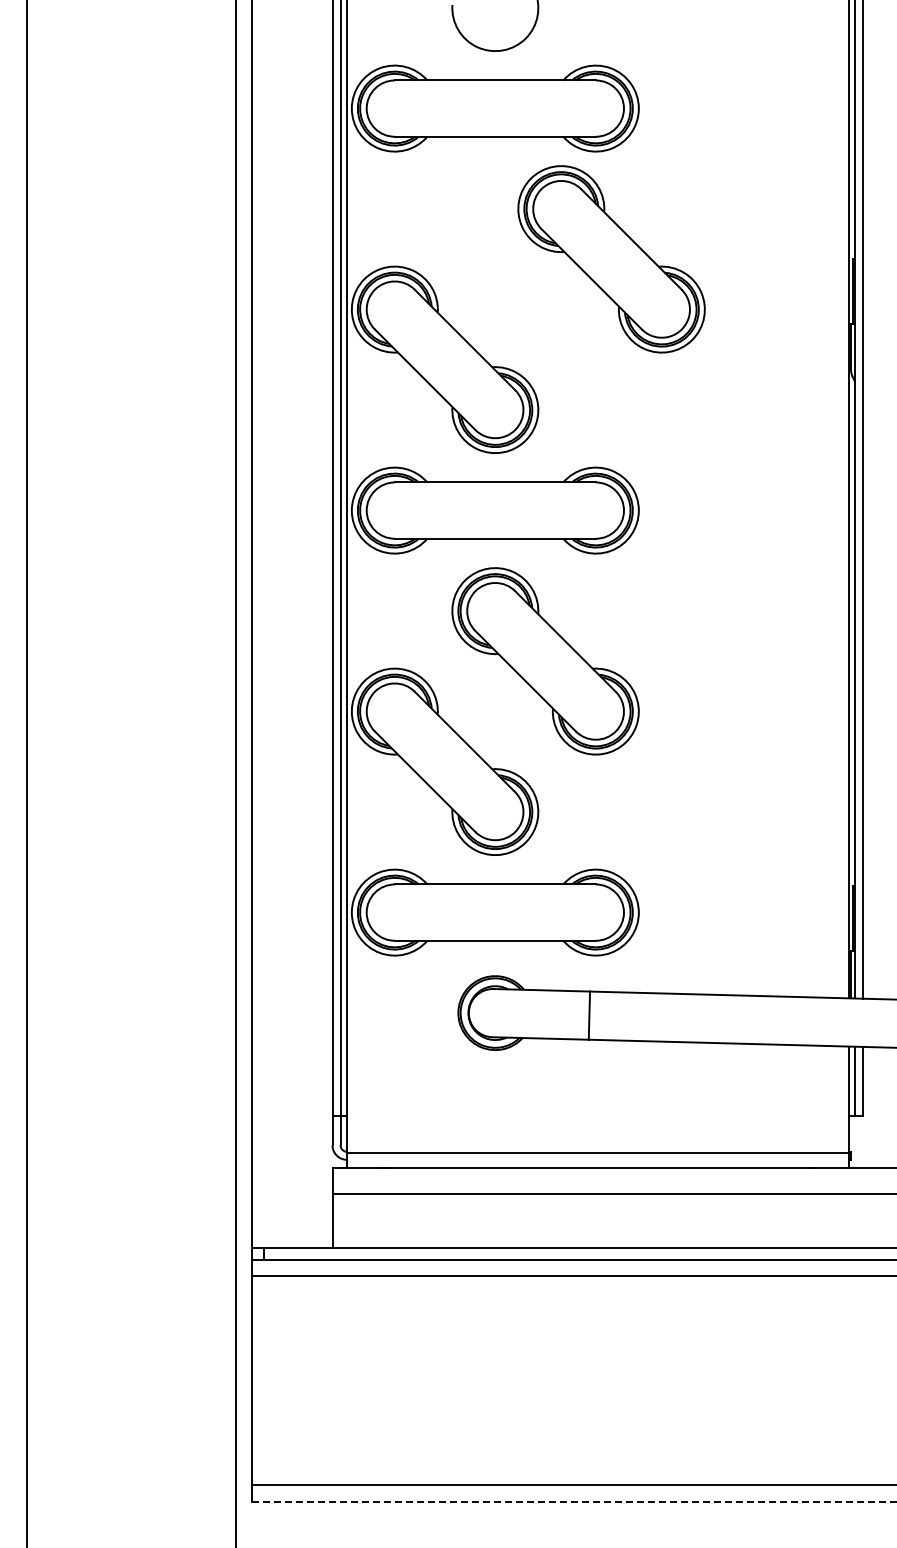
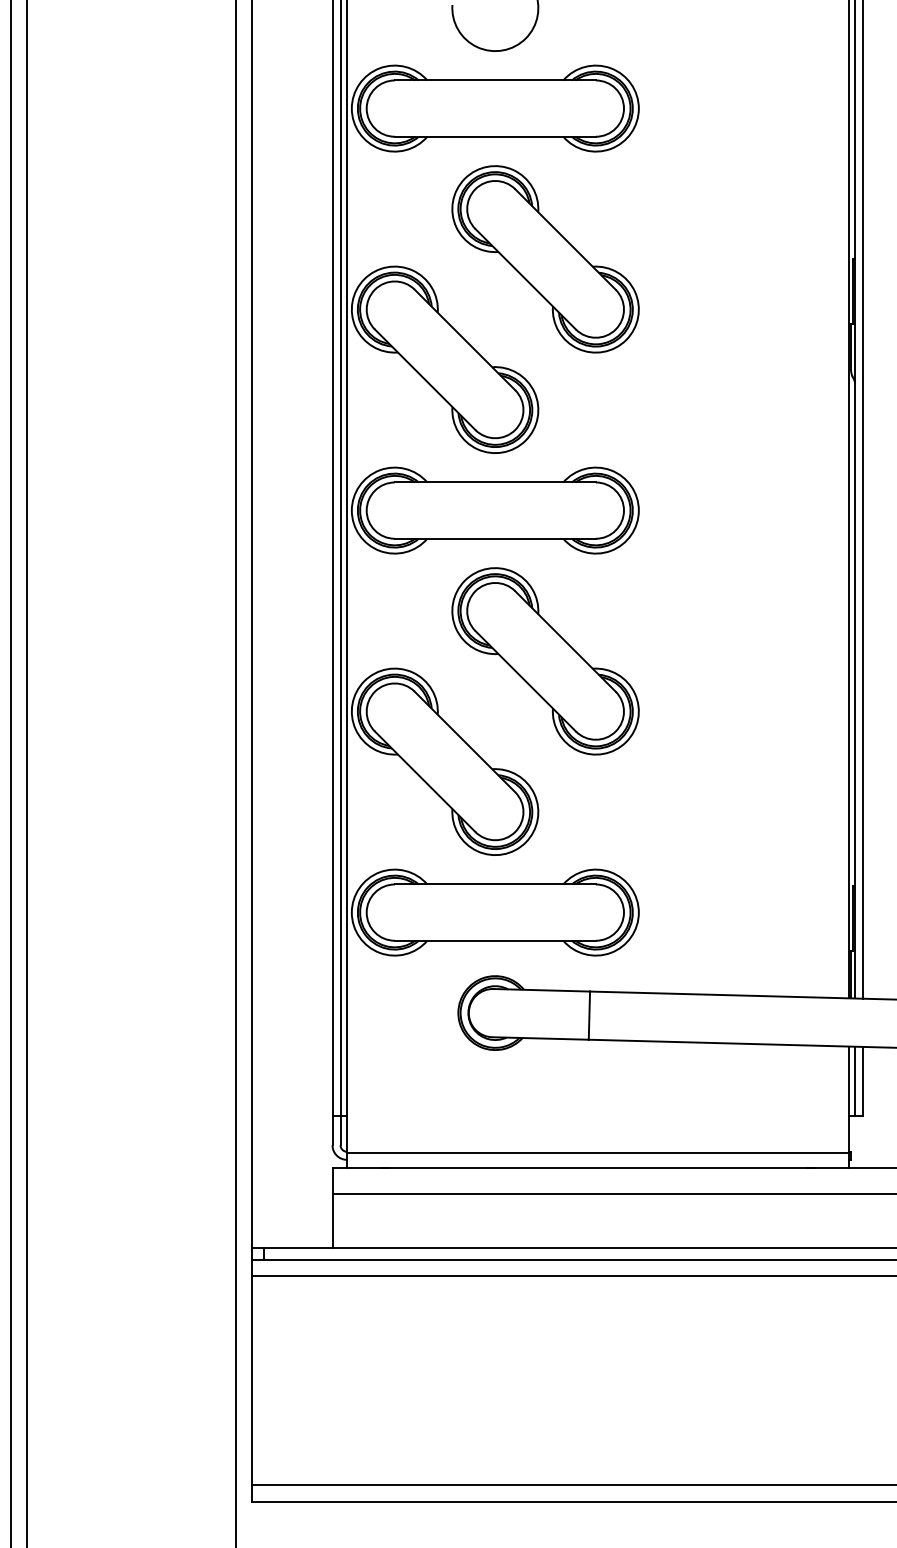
part position: (611, 259) -> (545, 259) (545, 259)
line: none -> present (10, 773)
line: dashed -> solid (574, 1501)
